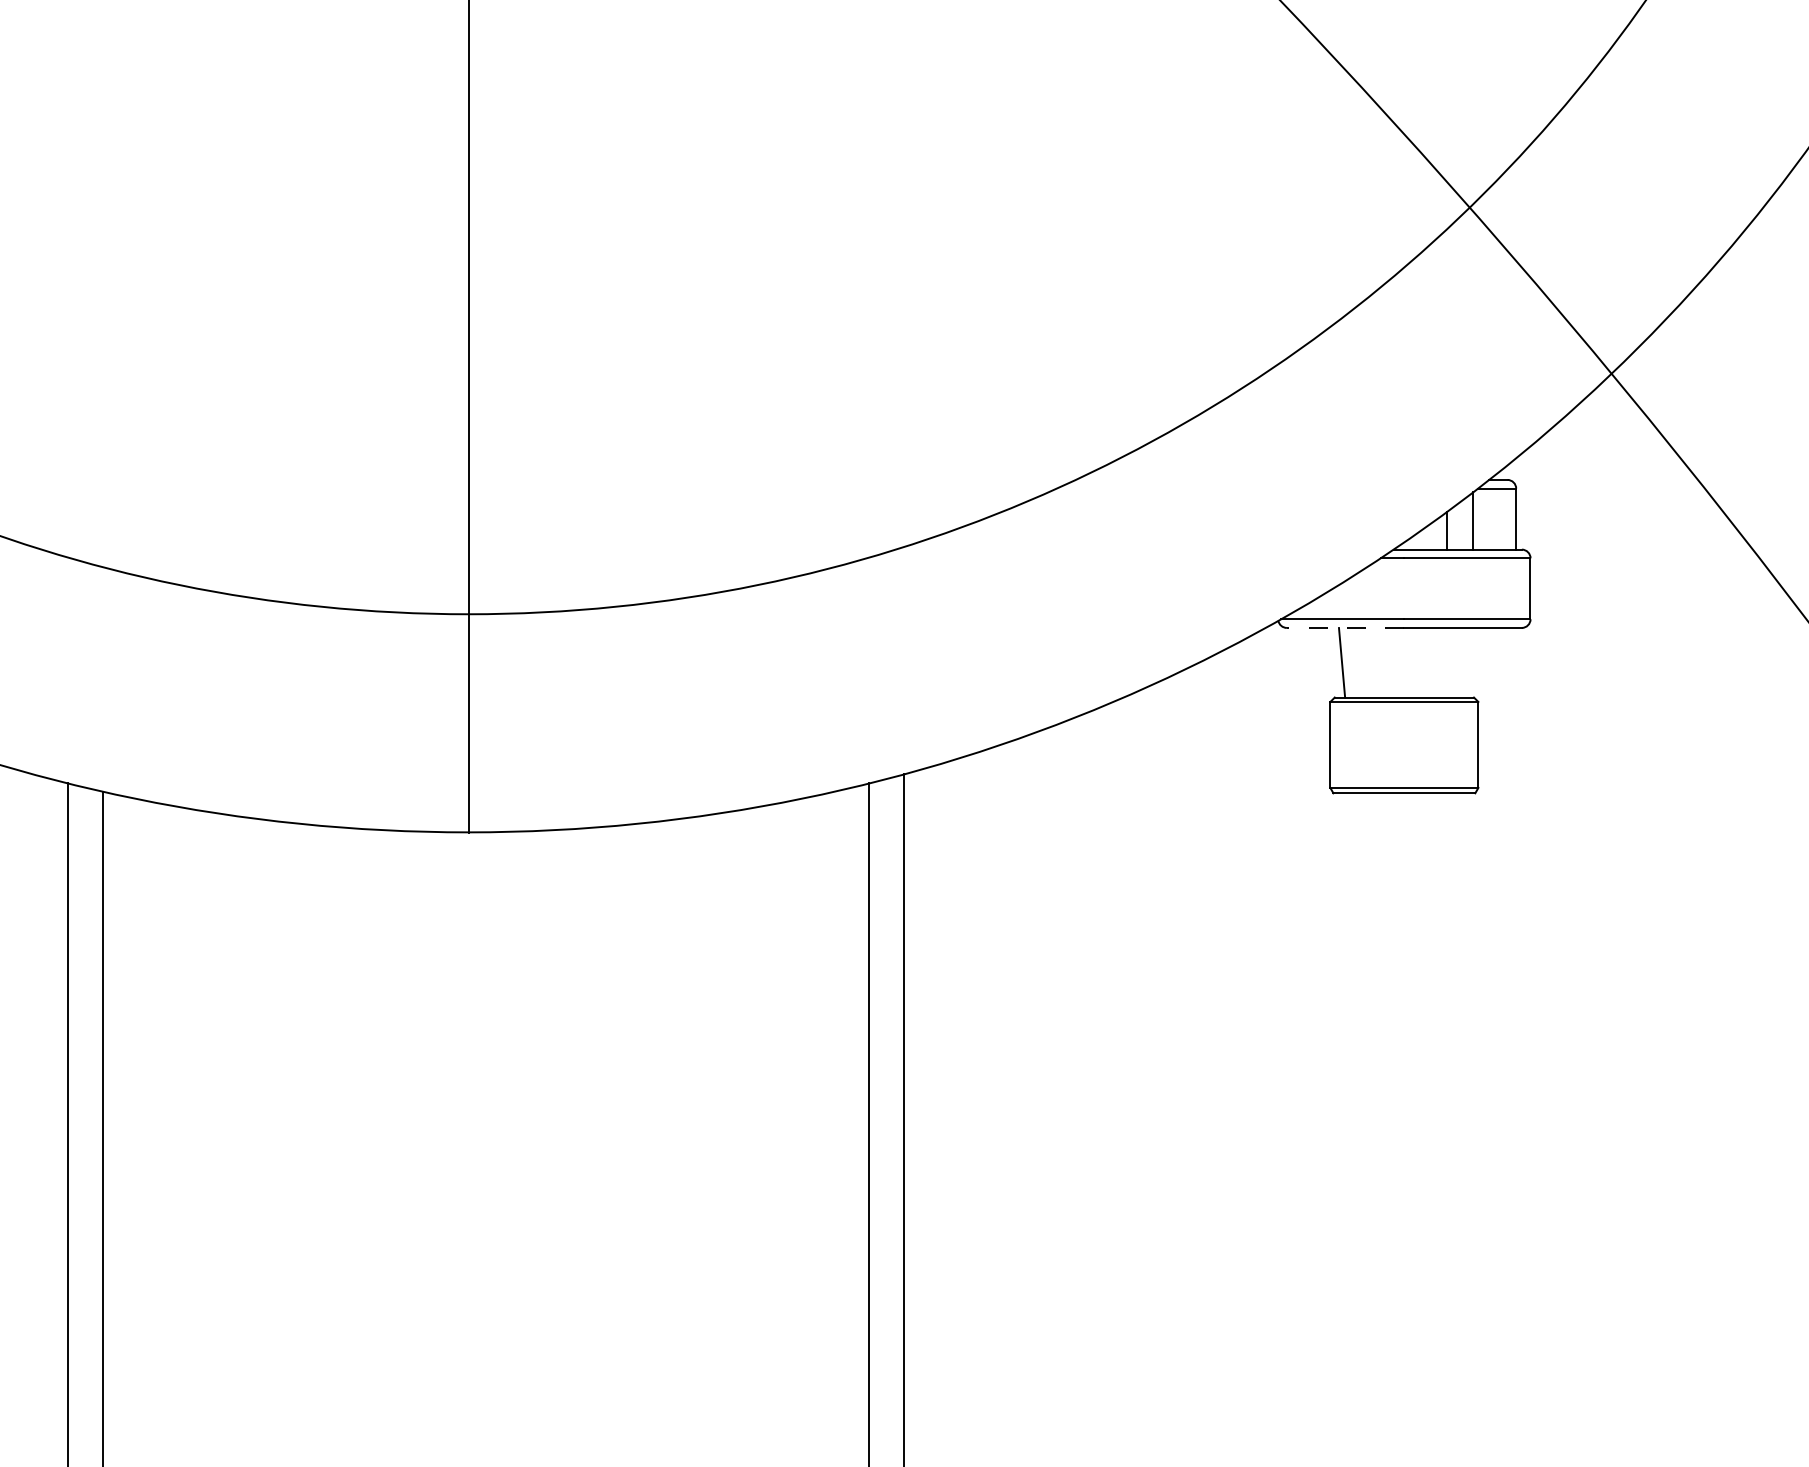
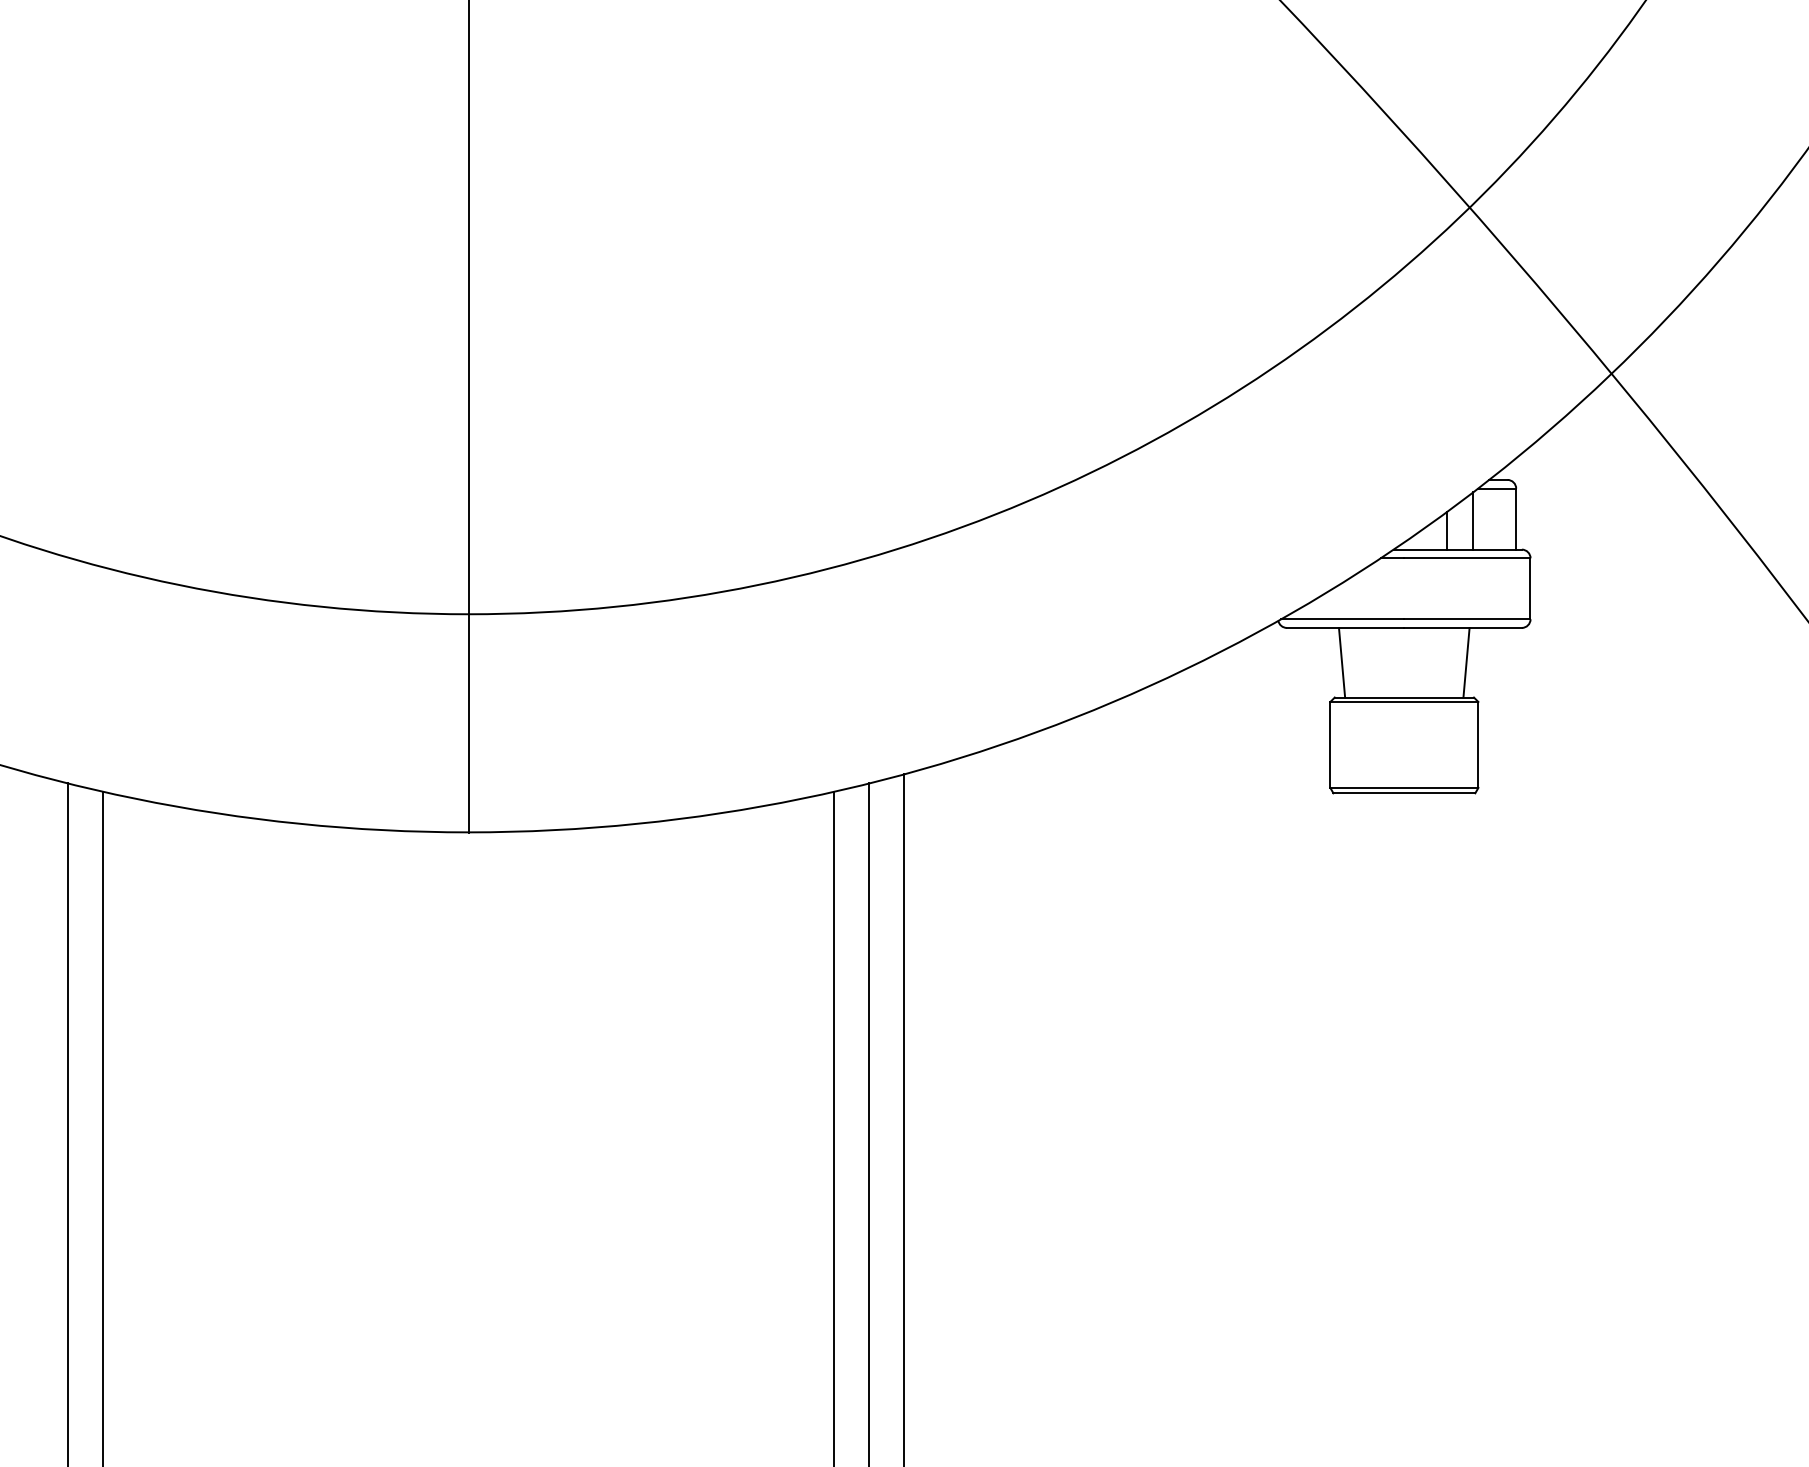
line: dashed -> solid (1345, 628)
line: none -> present (1466, 662)
line: none -> present (834, 1127)
